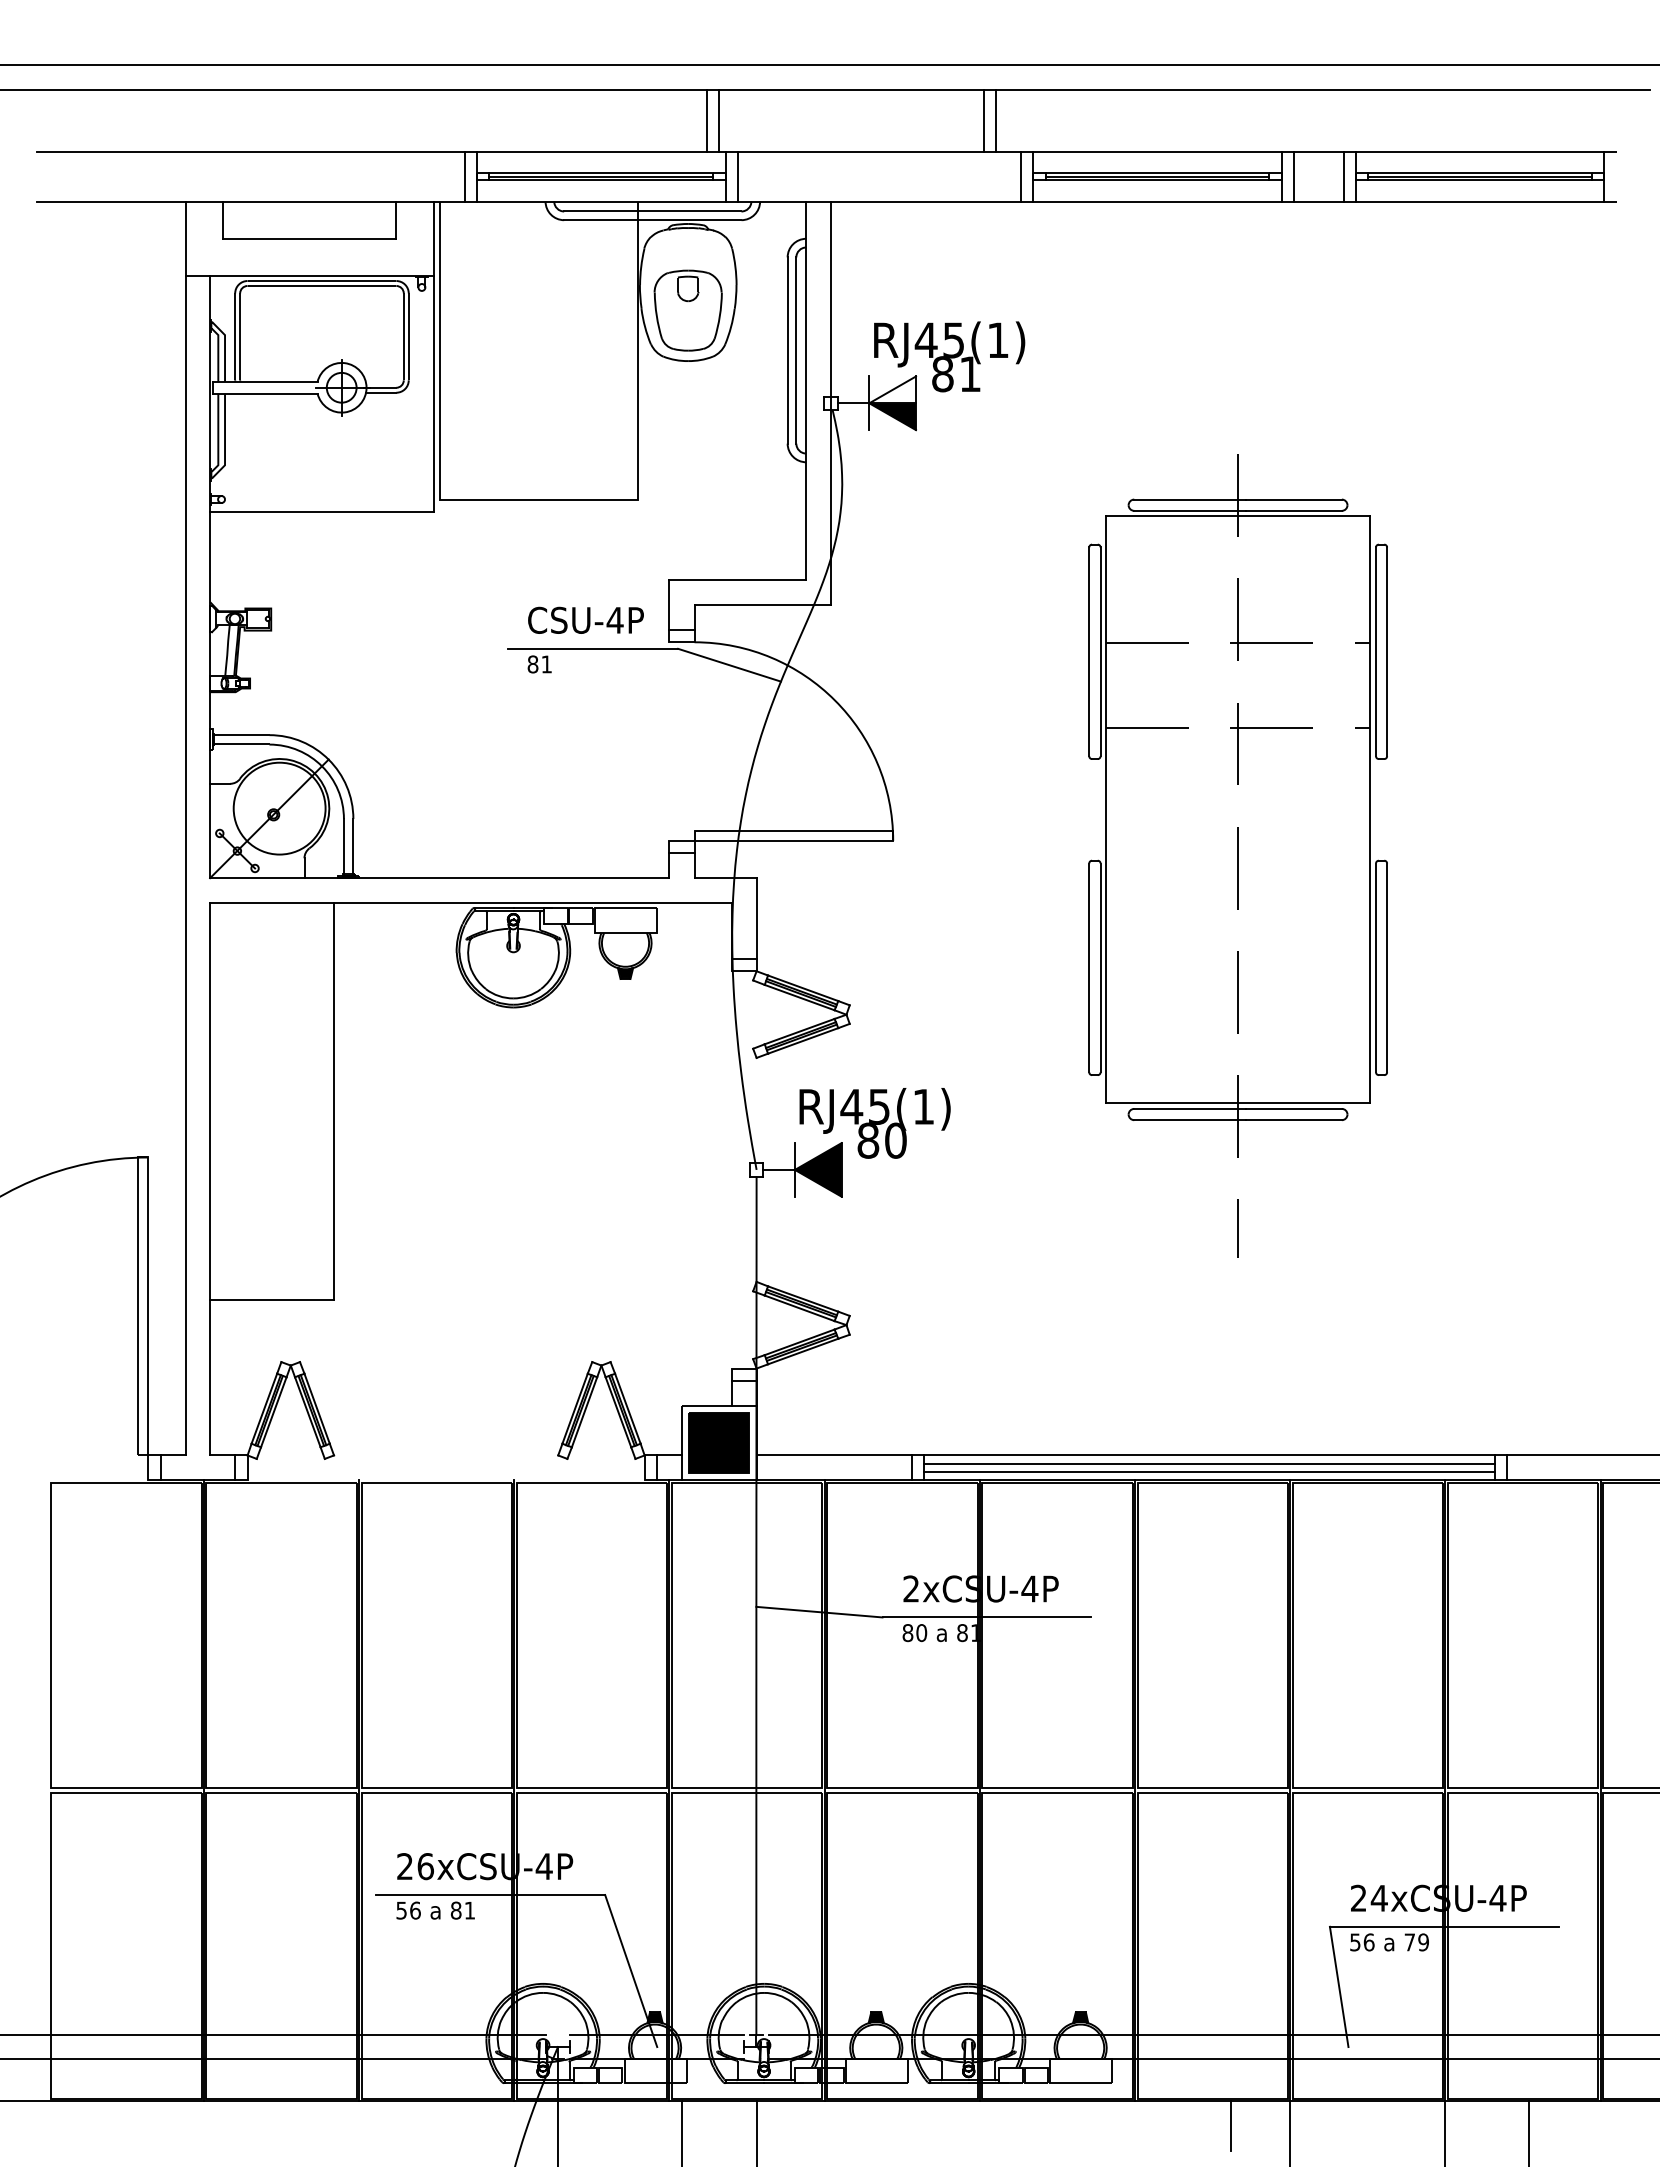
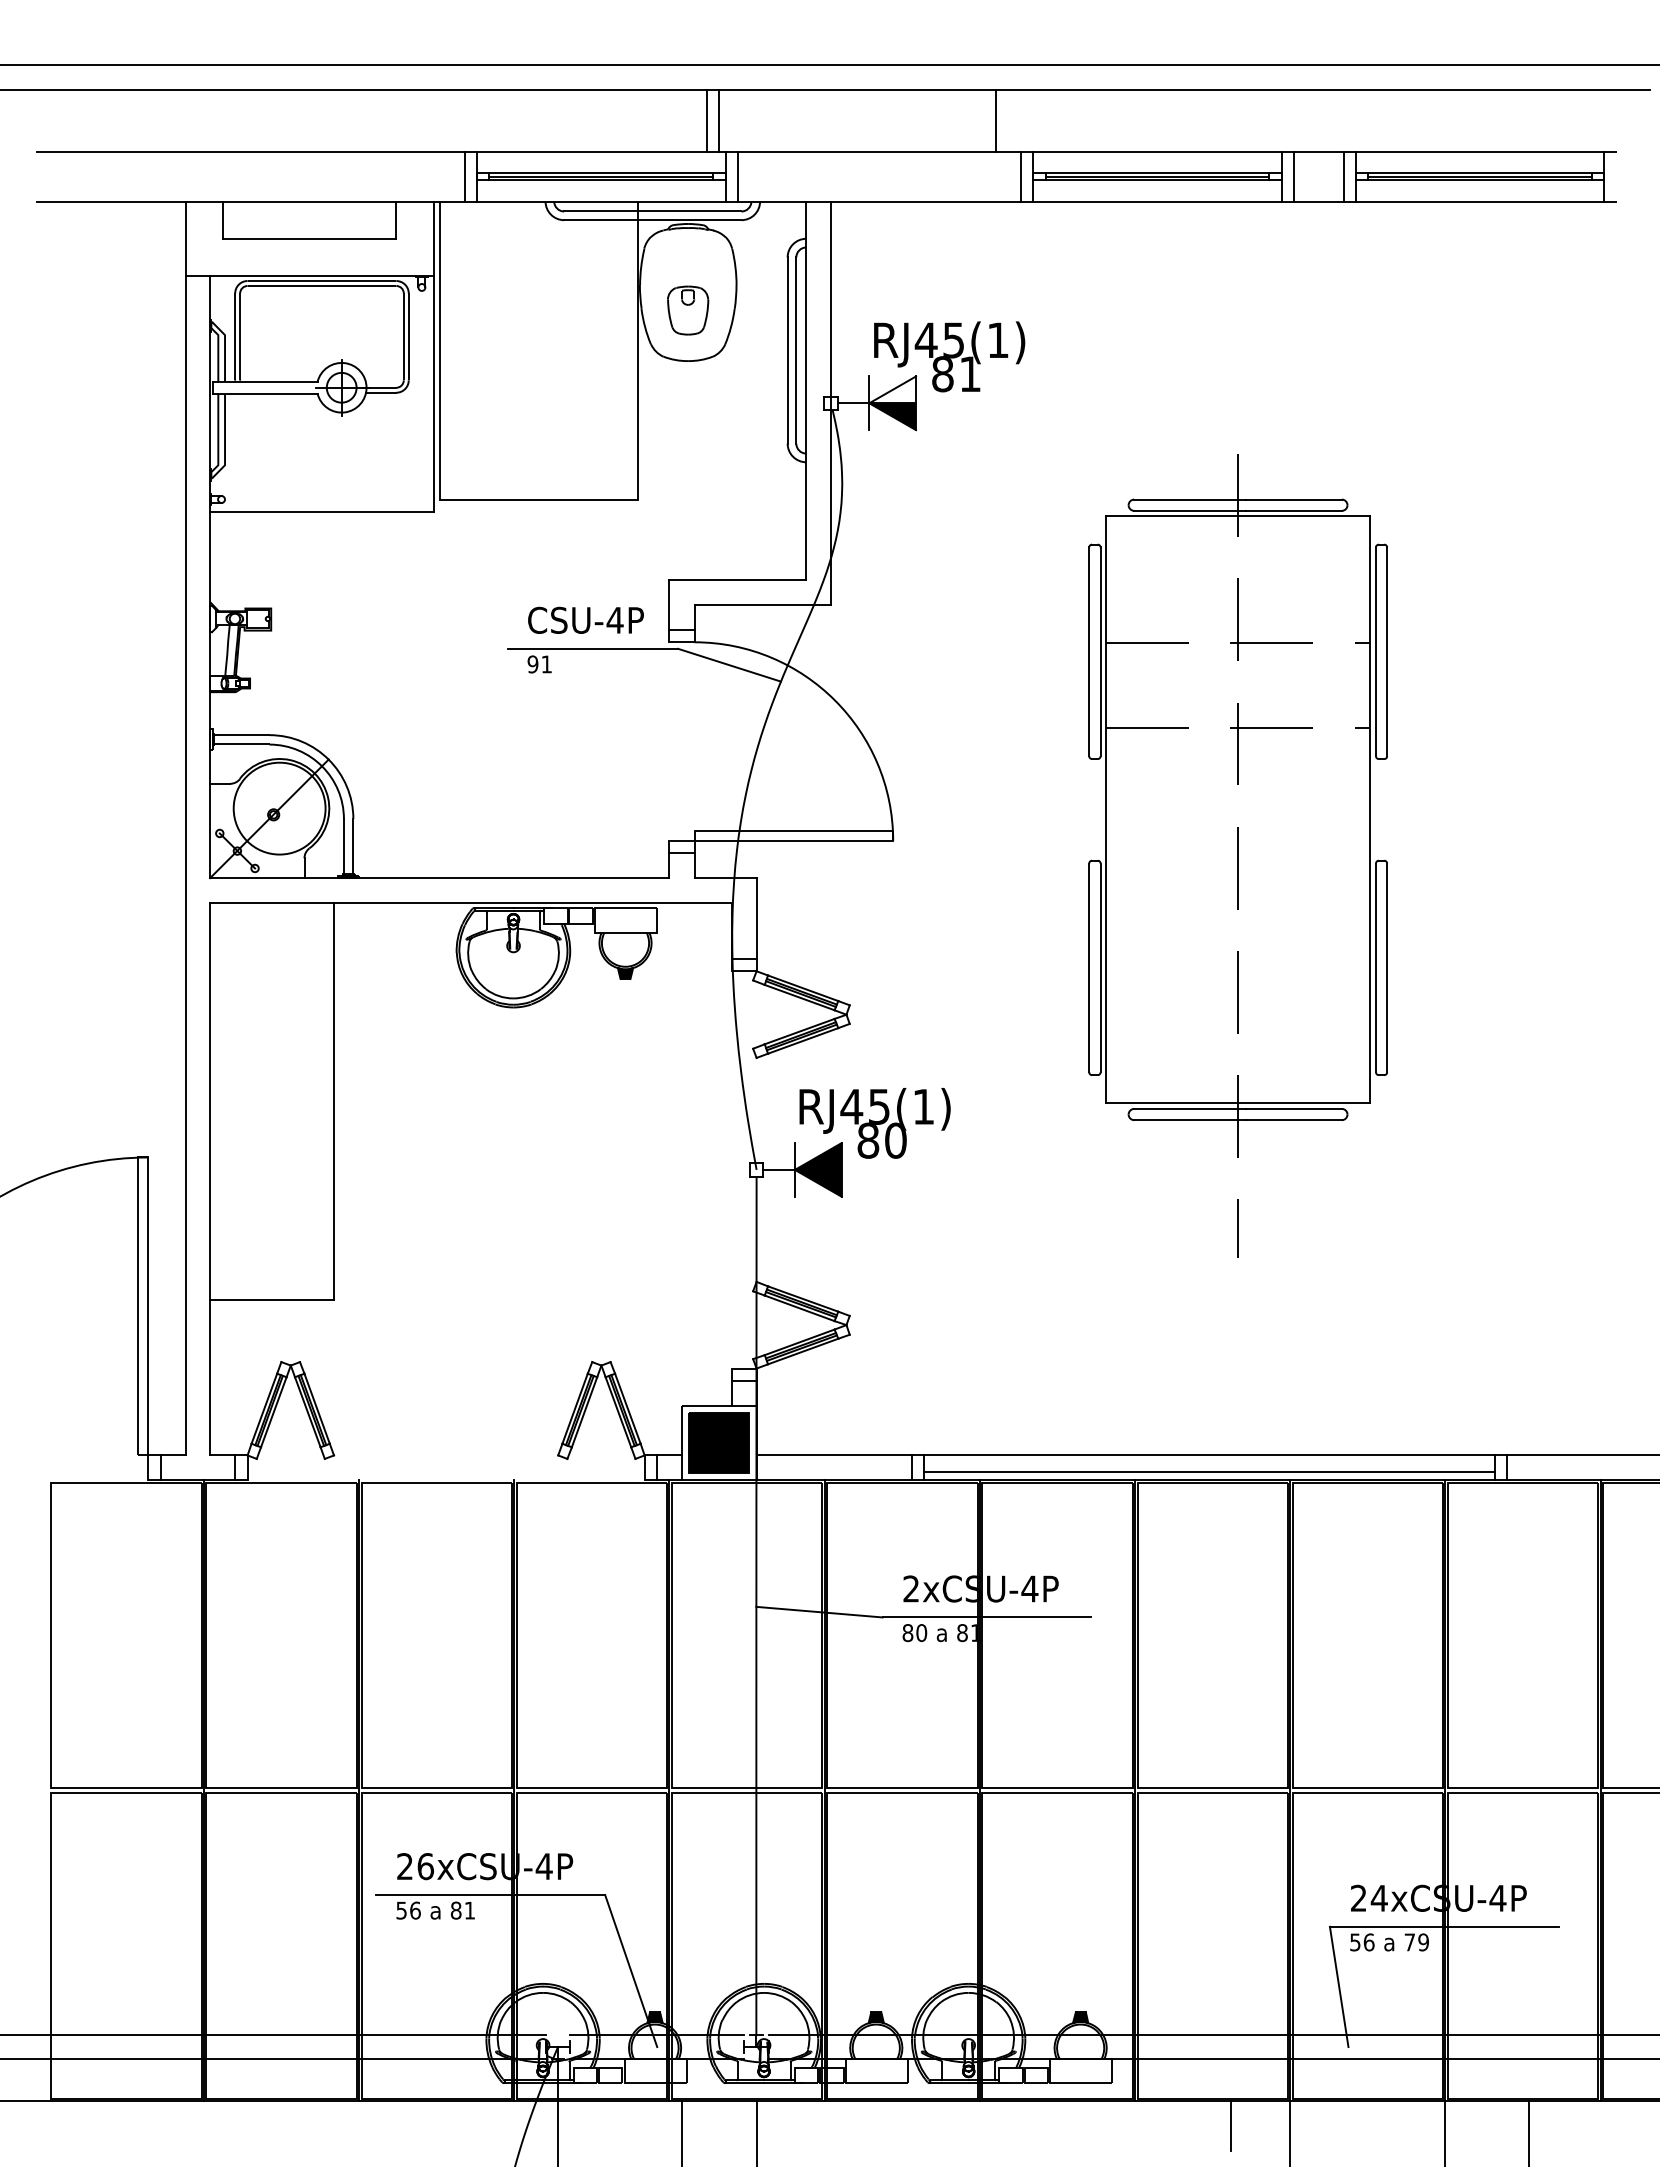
line: present -> none (983, 120)
part size: 70x83 px -> 43x51 px (688, 310)
text: 81 -> 91 (532, 664)
line: present -> none (1209, 1464)
